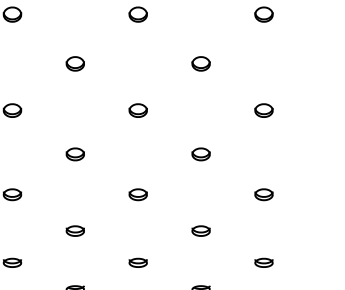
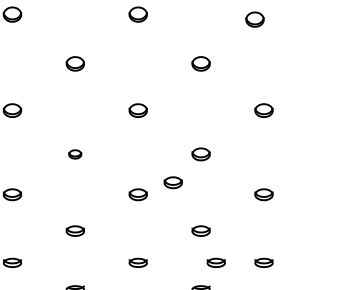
part position: (263, 14) -> (254, 19) (254, 19)
part size: 20x15 px -> 15x11 px (75, 154)
part: none -> present (172, 182)
part: none -> present (215, 262)
